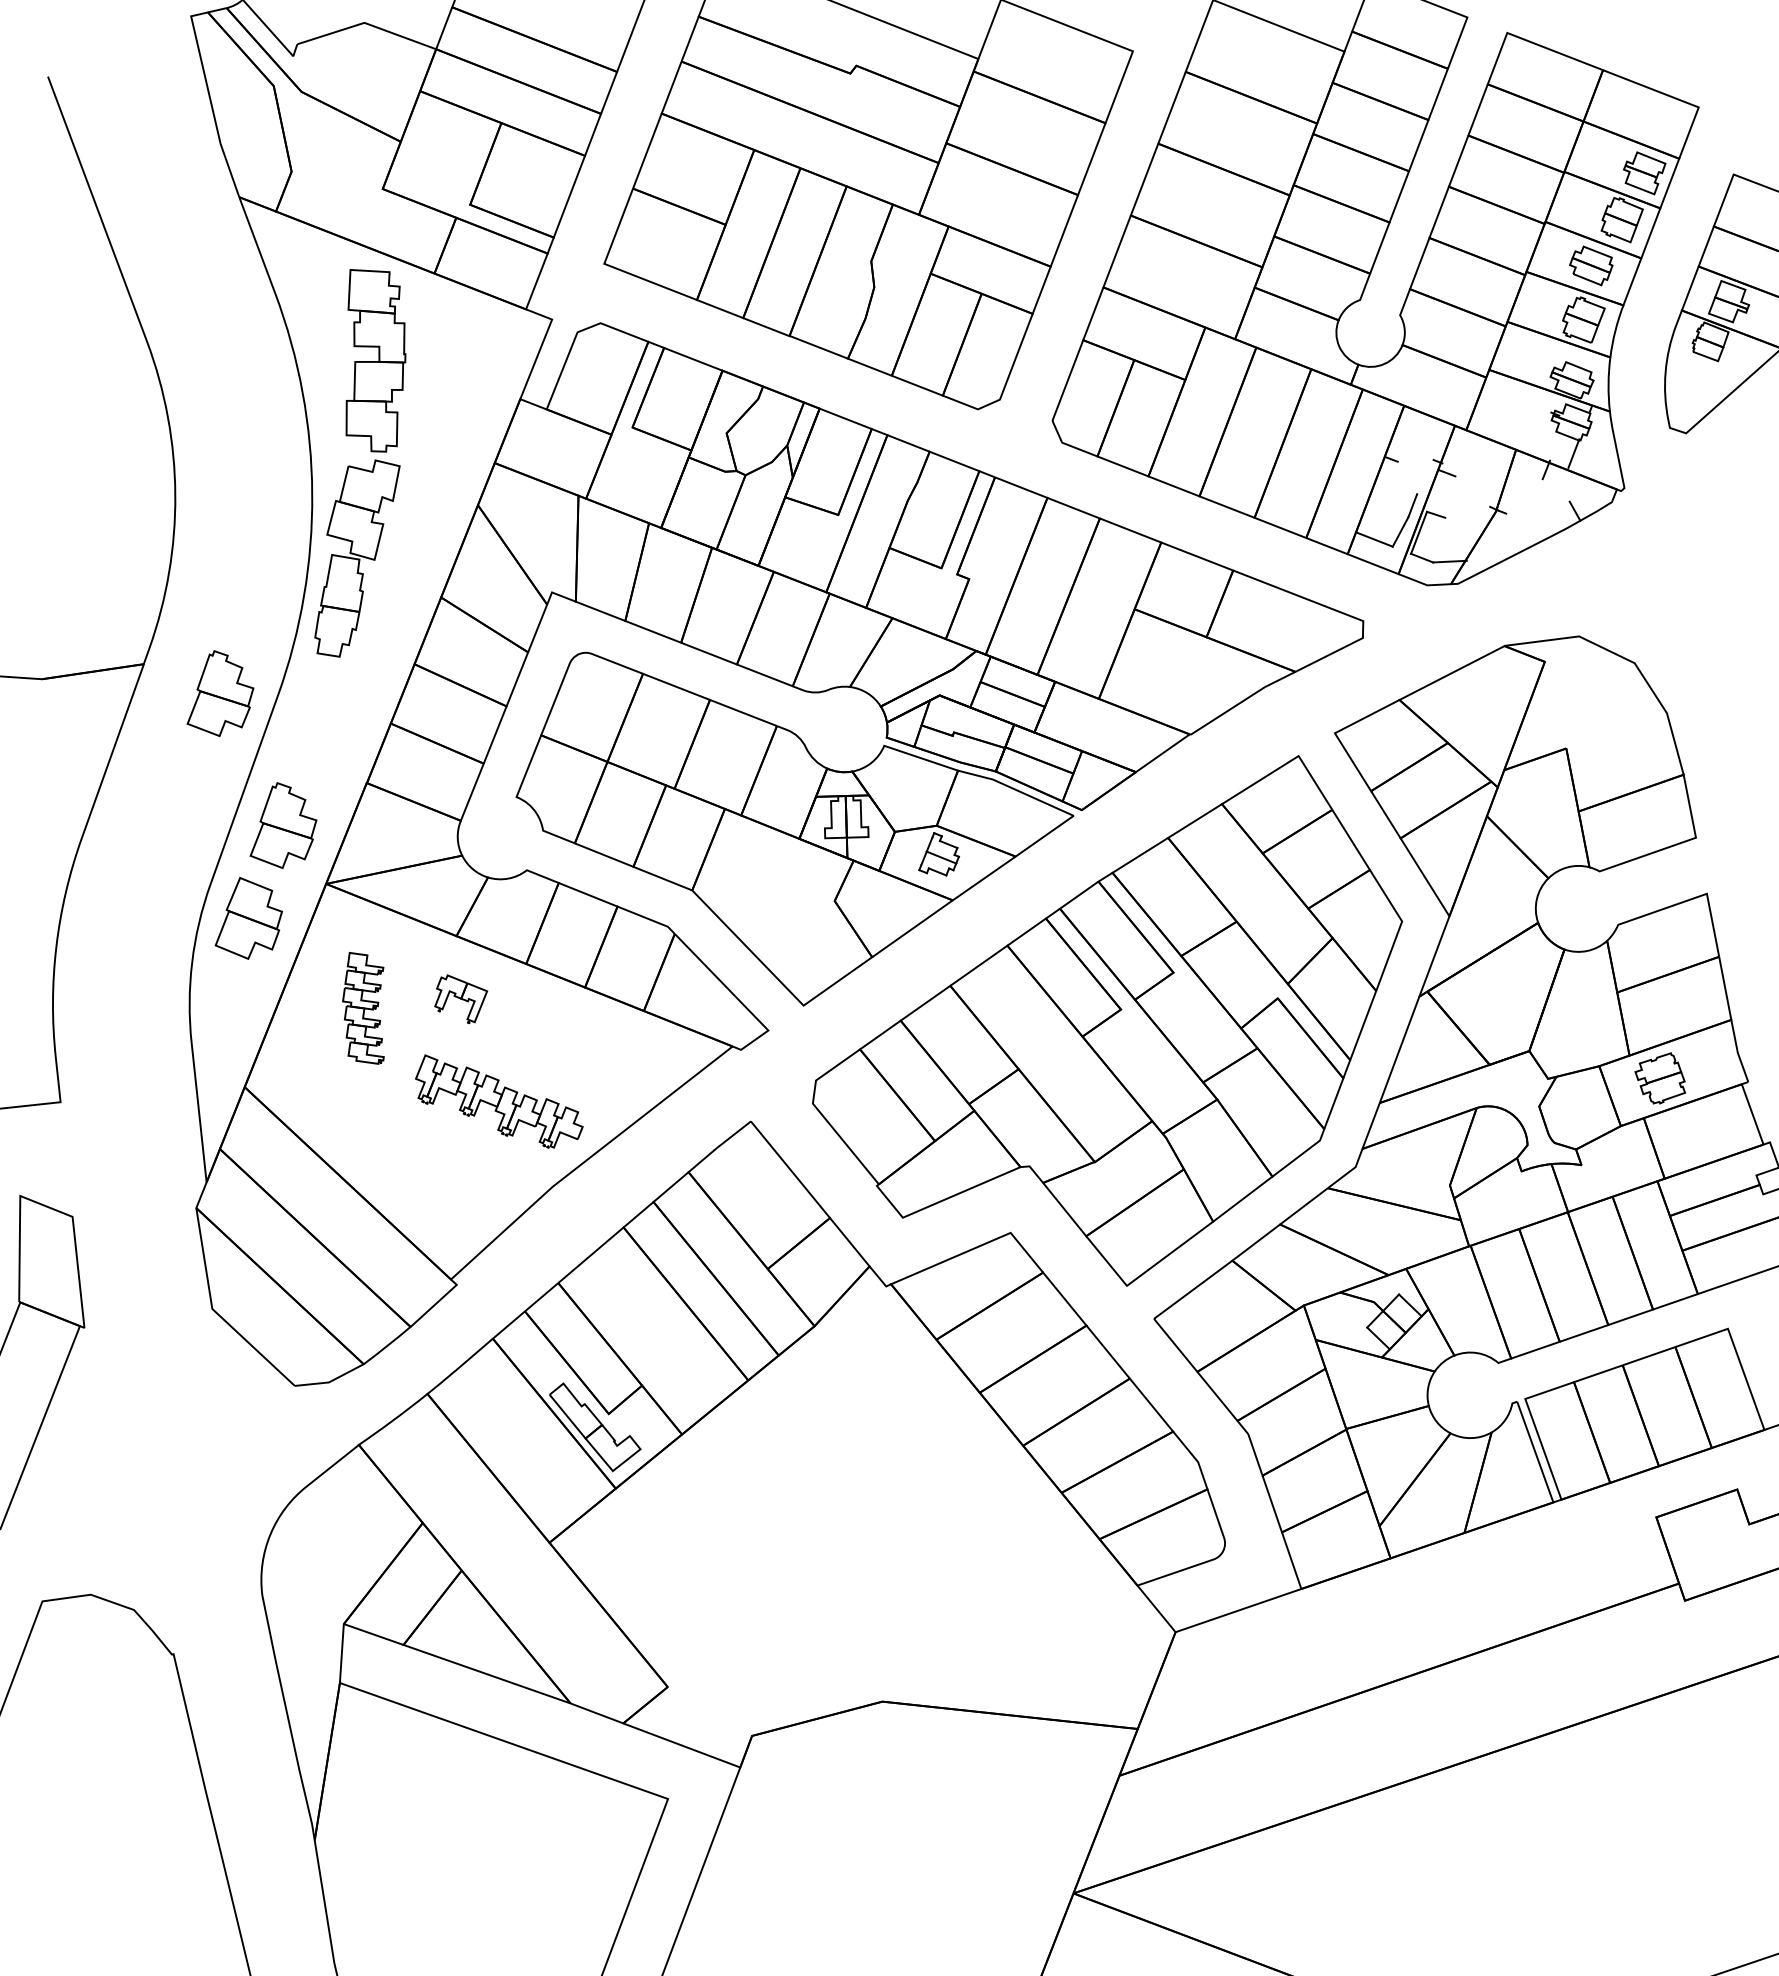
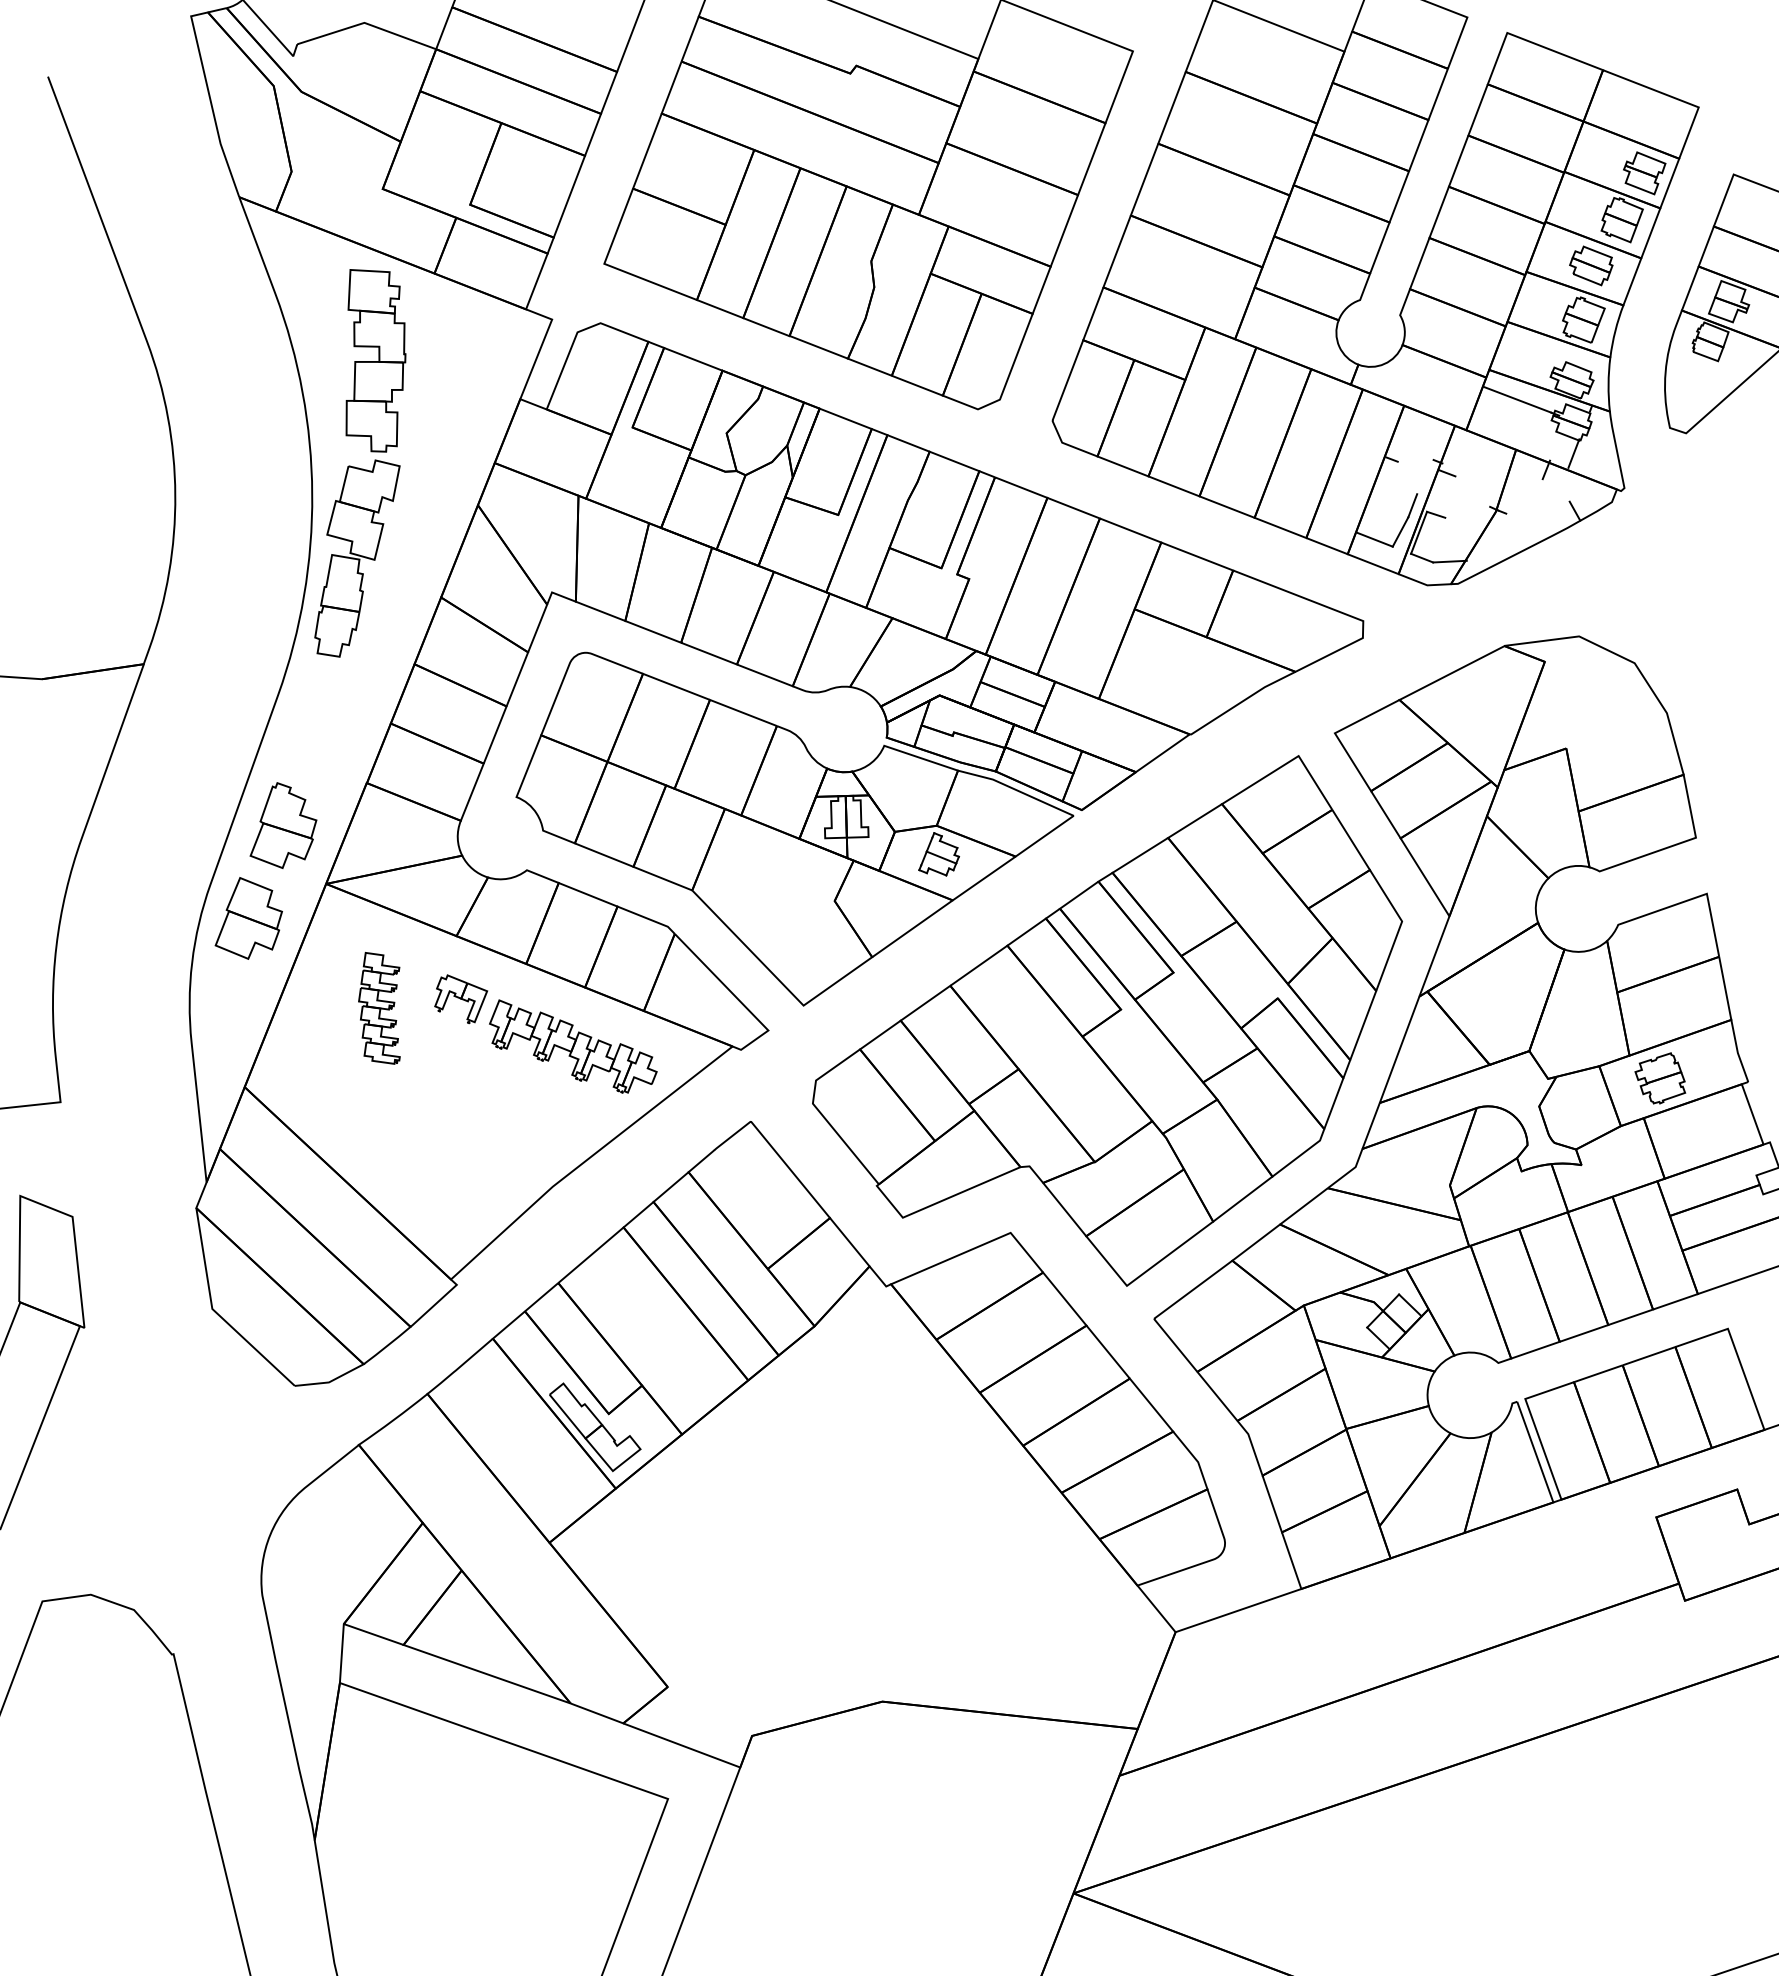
line: none -> present (1517, 399)
part: present -> none (220, 693)
part position: (363, 1008) -> (379, 1008) (379, 1008)
part position: (499, 1101) -> (573, 1046) (573, 1046)
